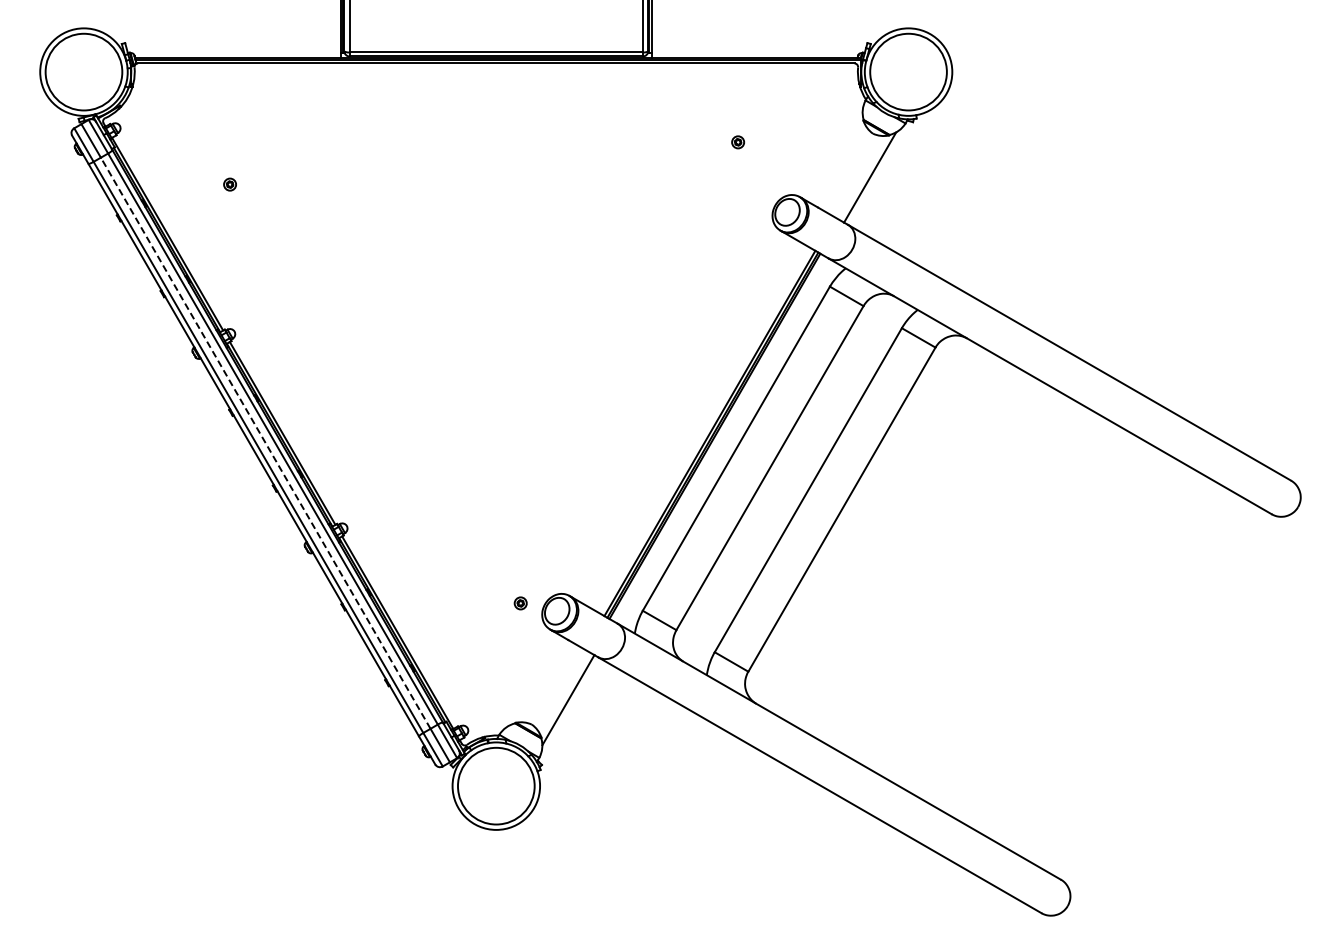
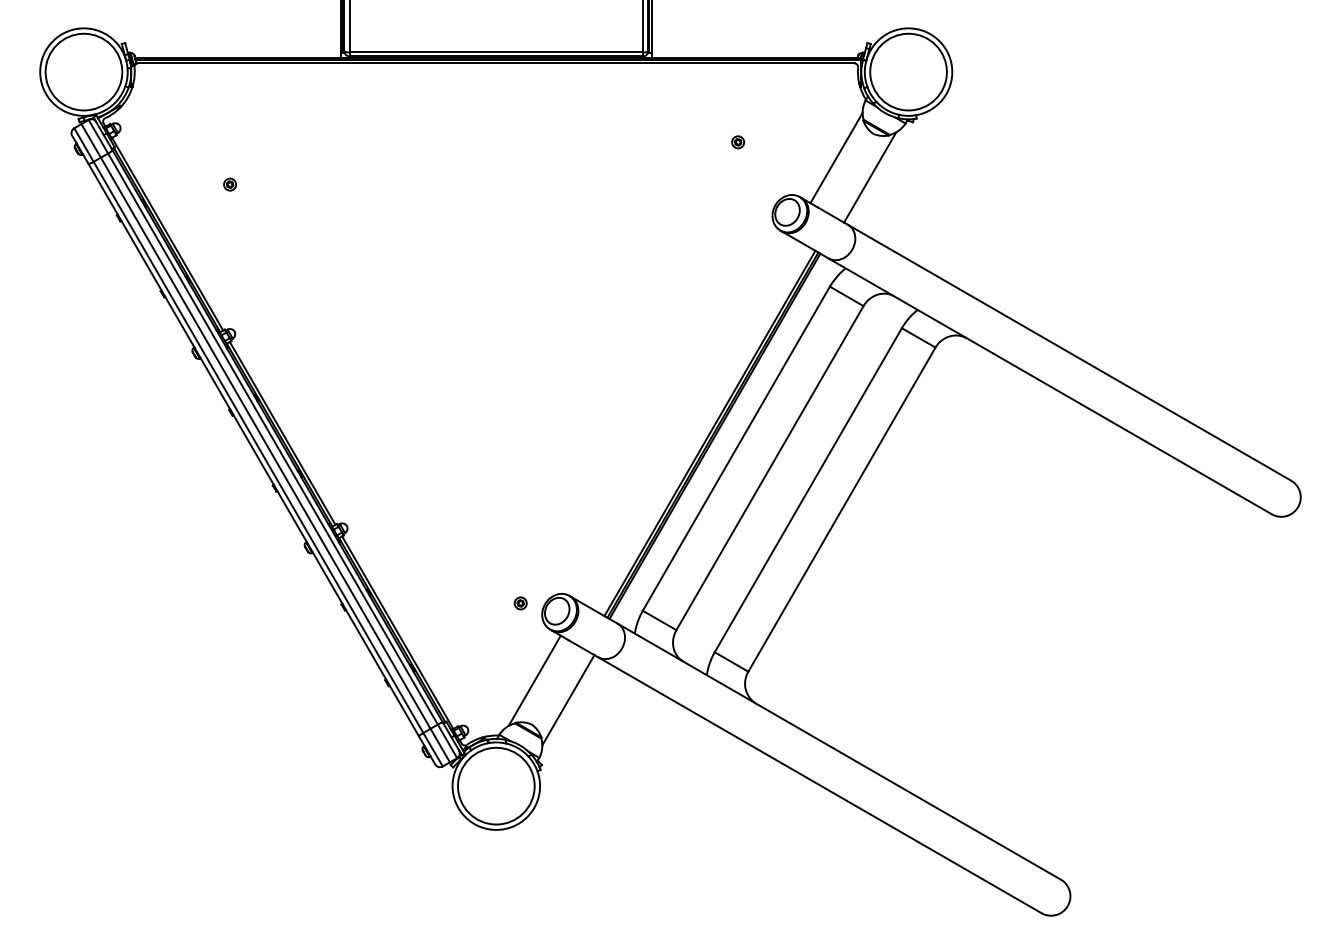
line: none -> present (836, 158)
line: dashed -> solid (265, 443)
line: none -> present (534, 680)
